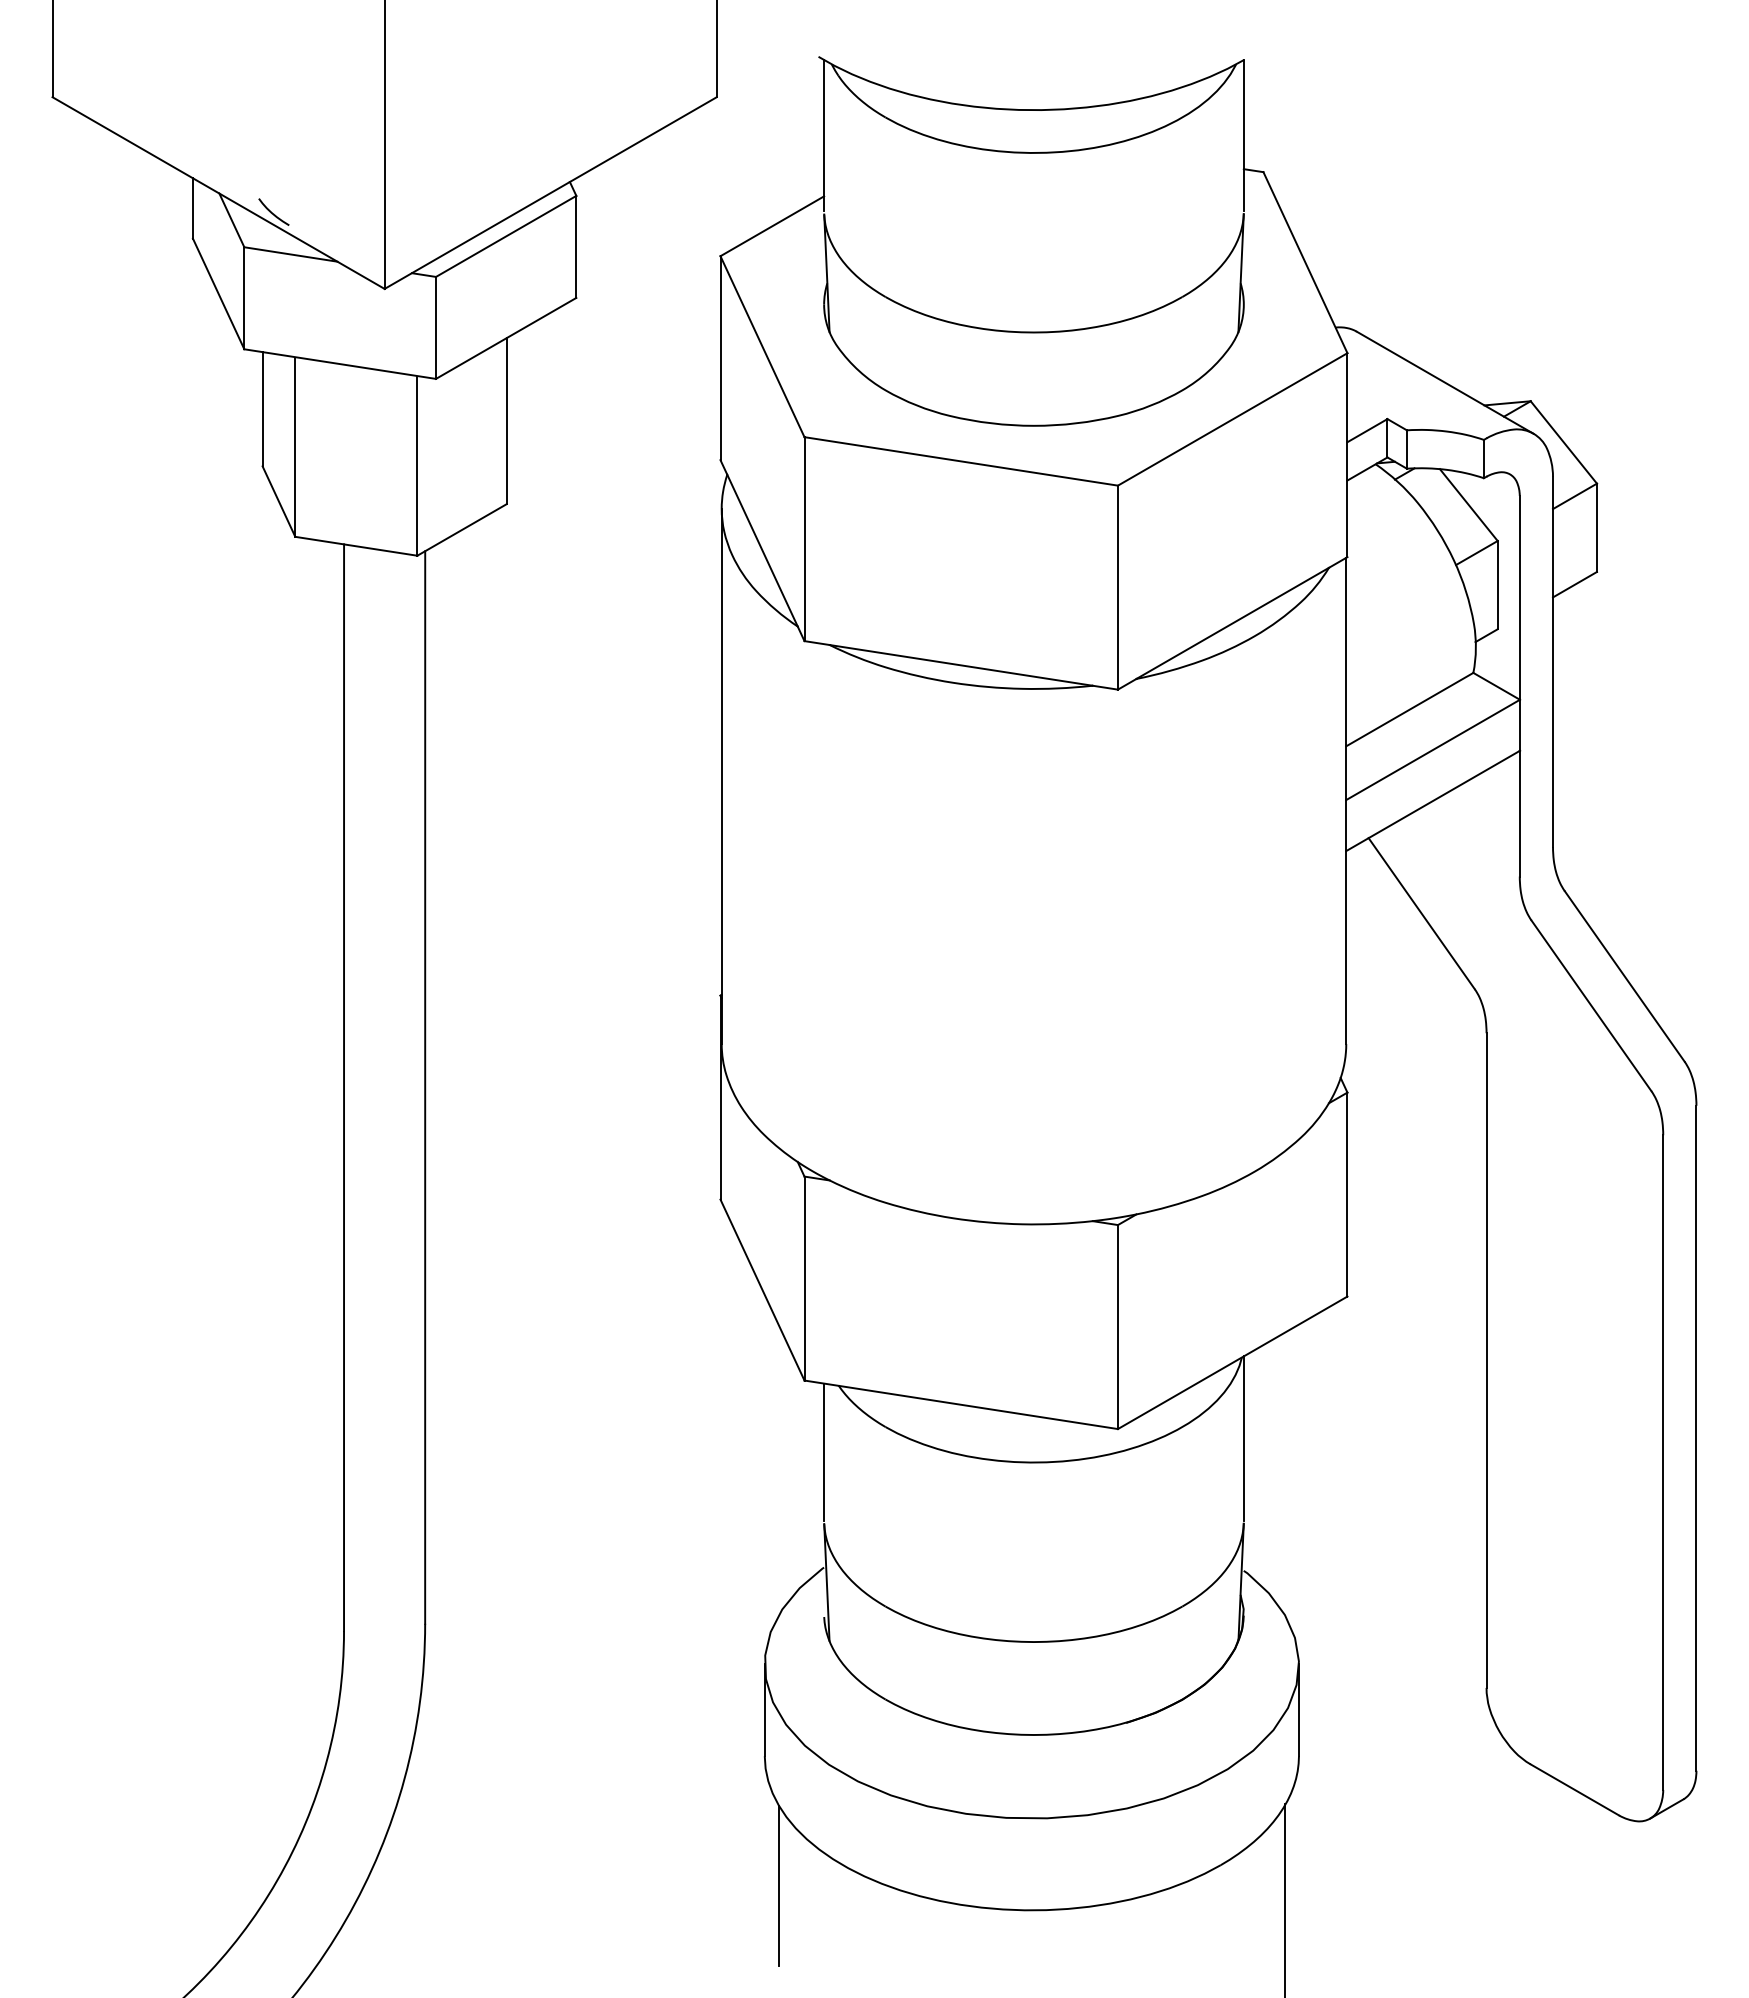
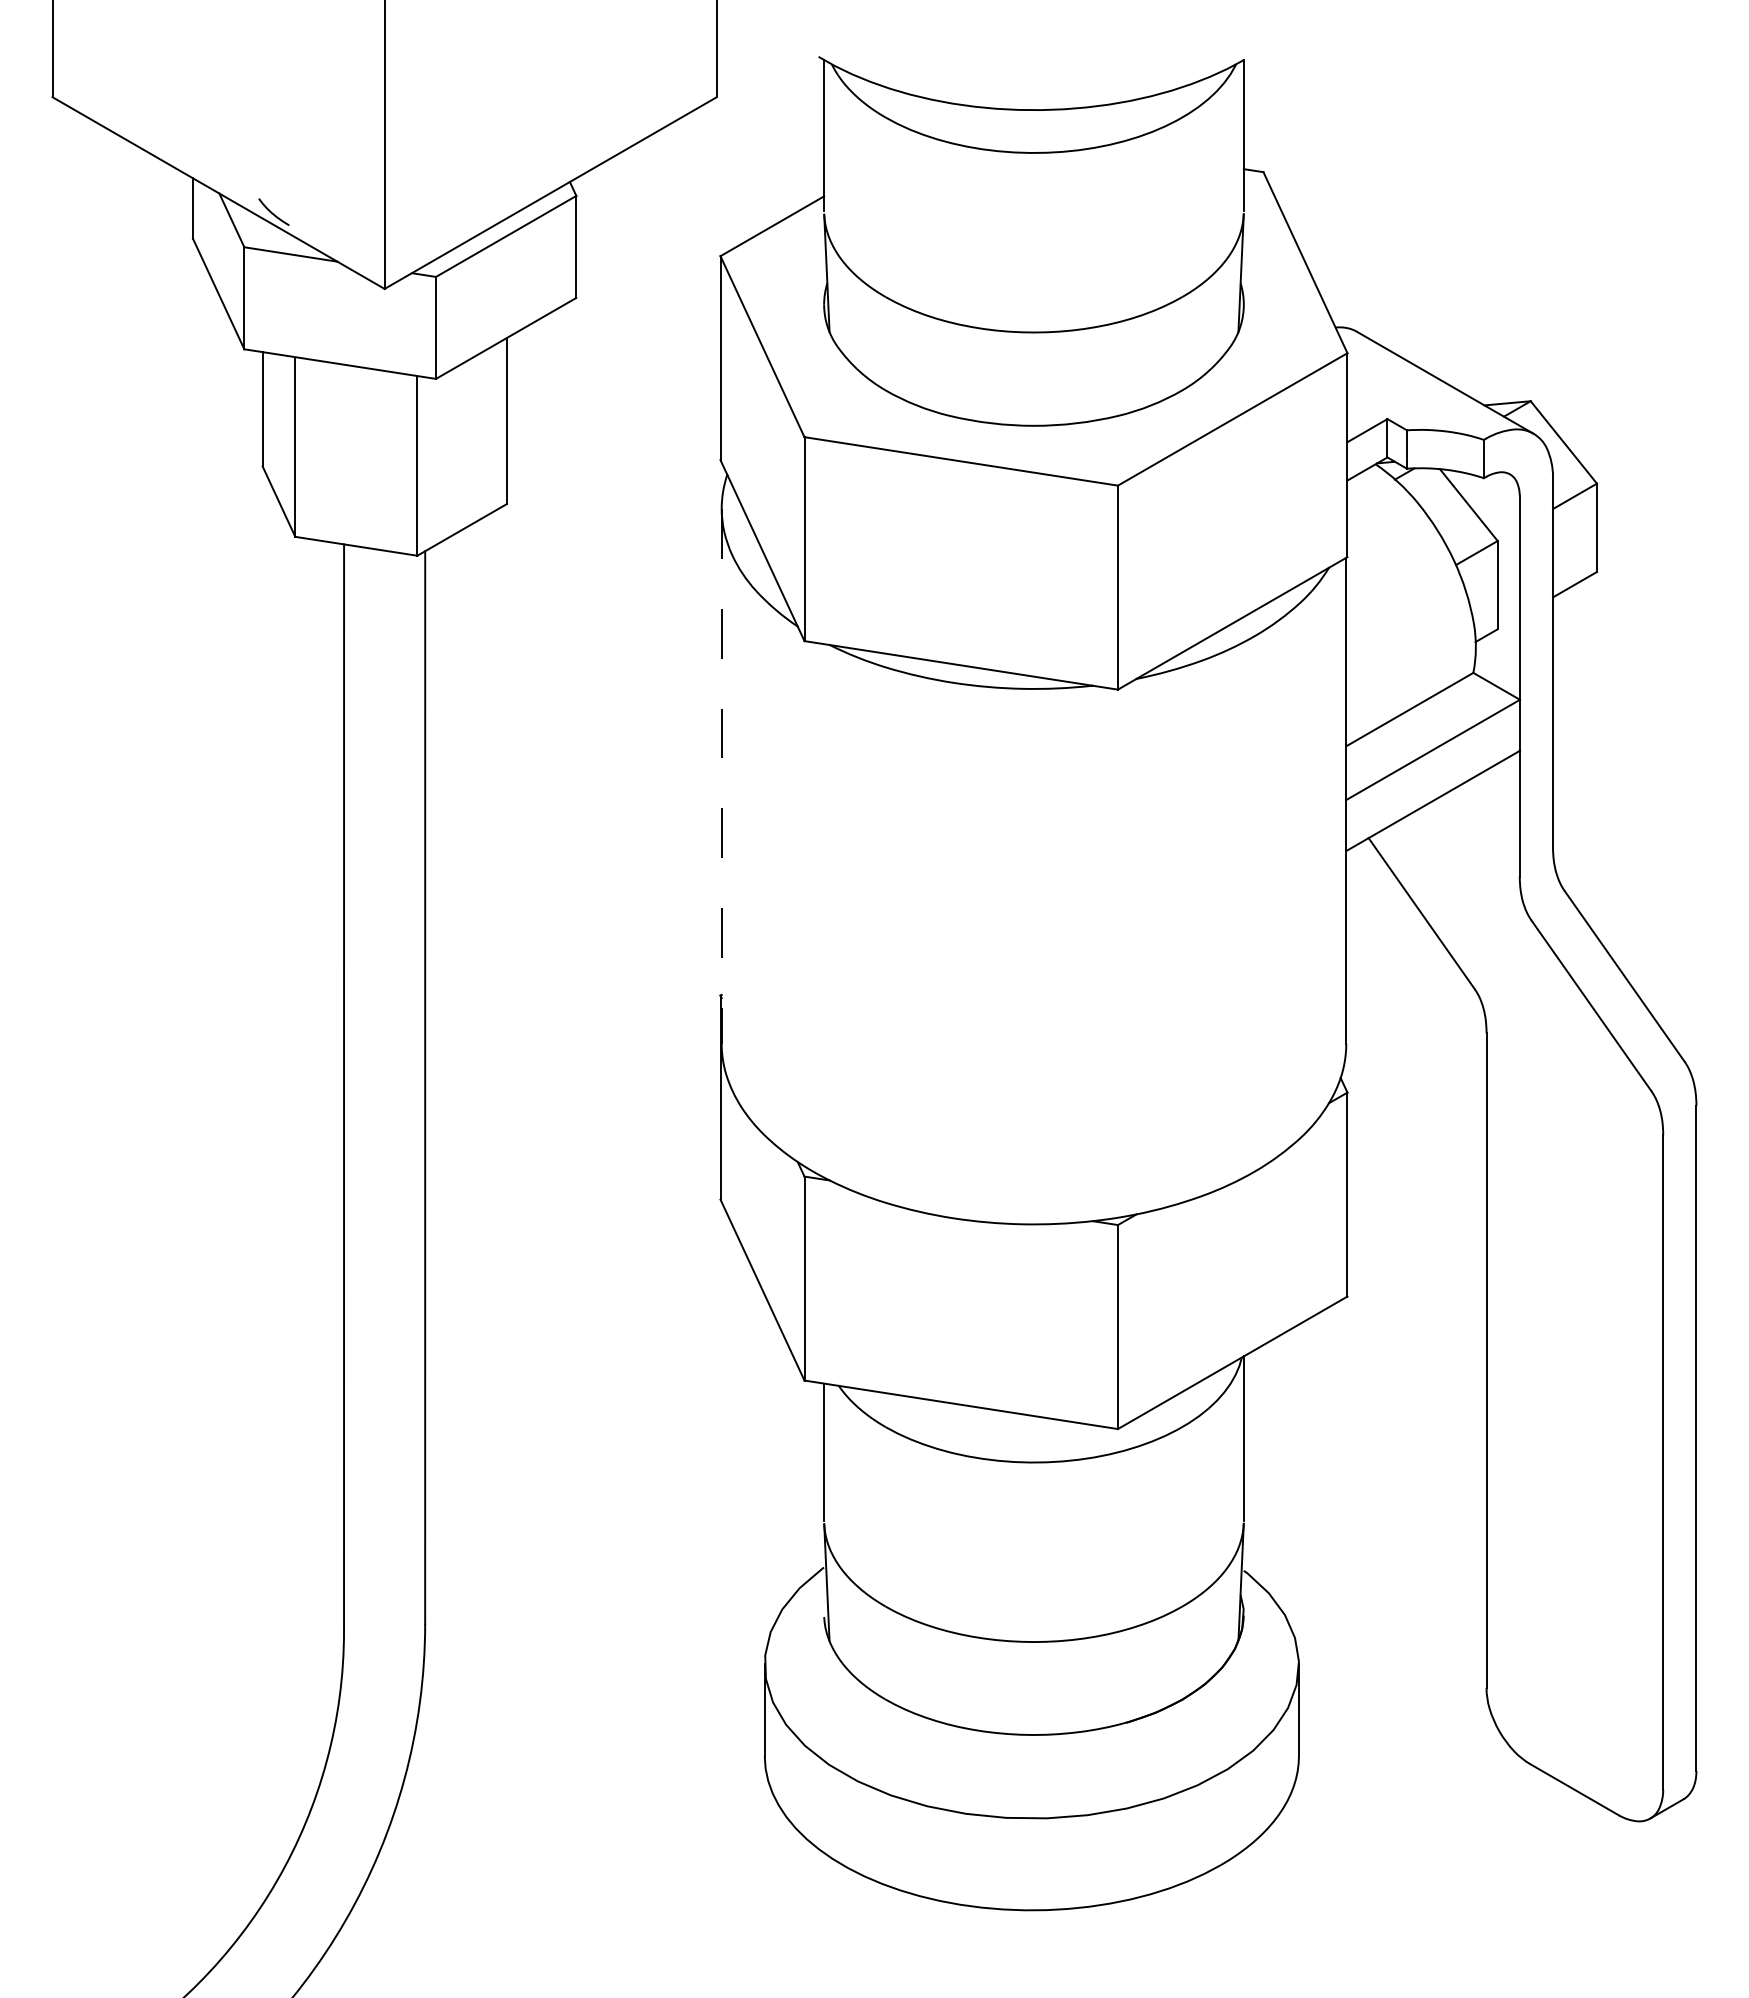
line: solid -> dashed (721, 776)
line: present -> none (779, 1885)
line: present -> none (1284, 1898)
